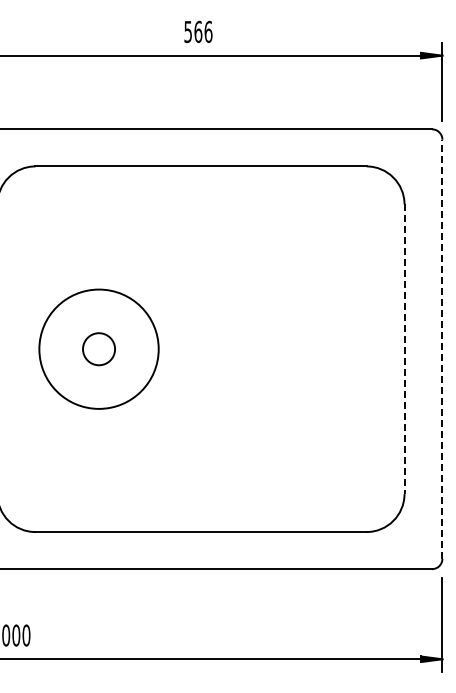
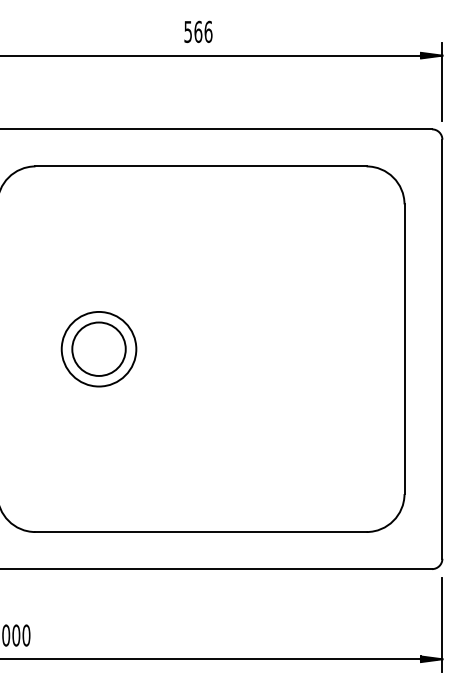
circle diameter: 119 px -> 75 px (98, 348)
circle diameter: 32 px -> 53 px (98, 348)
line: dashed -> solid (404, 349)
line: dashed -> solid (442, 349)
